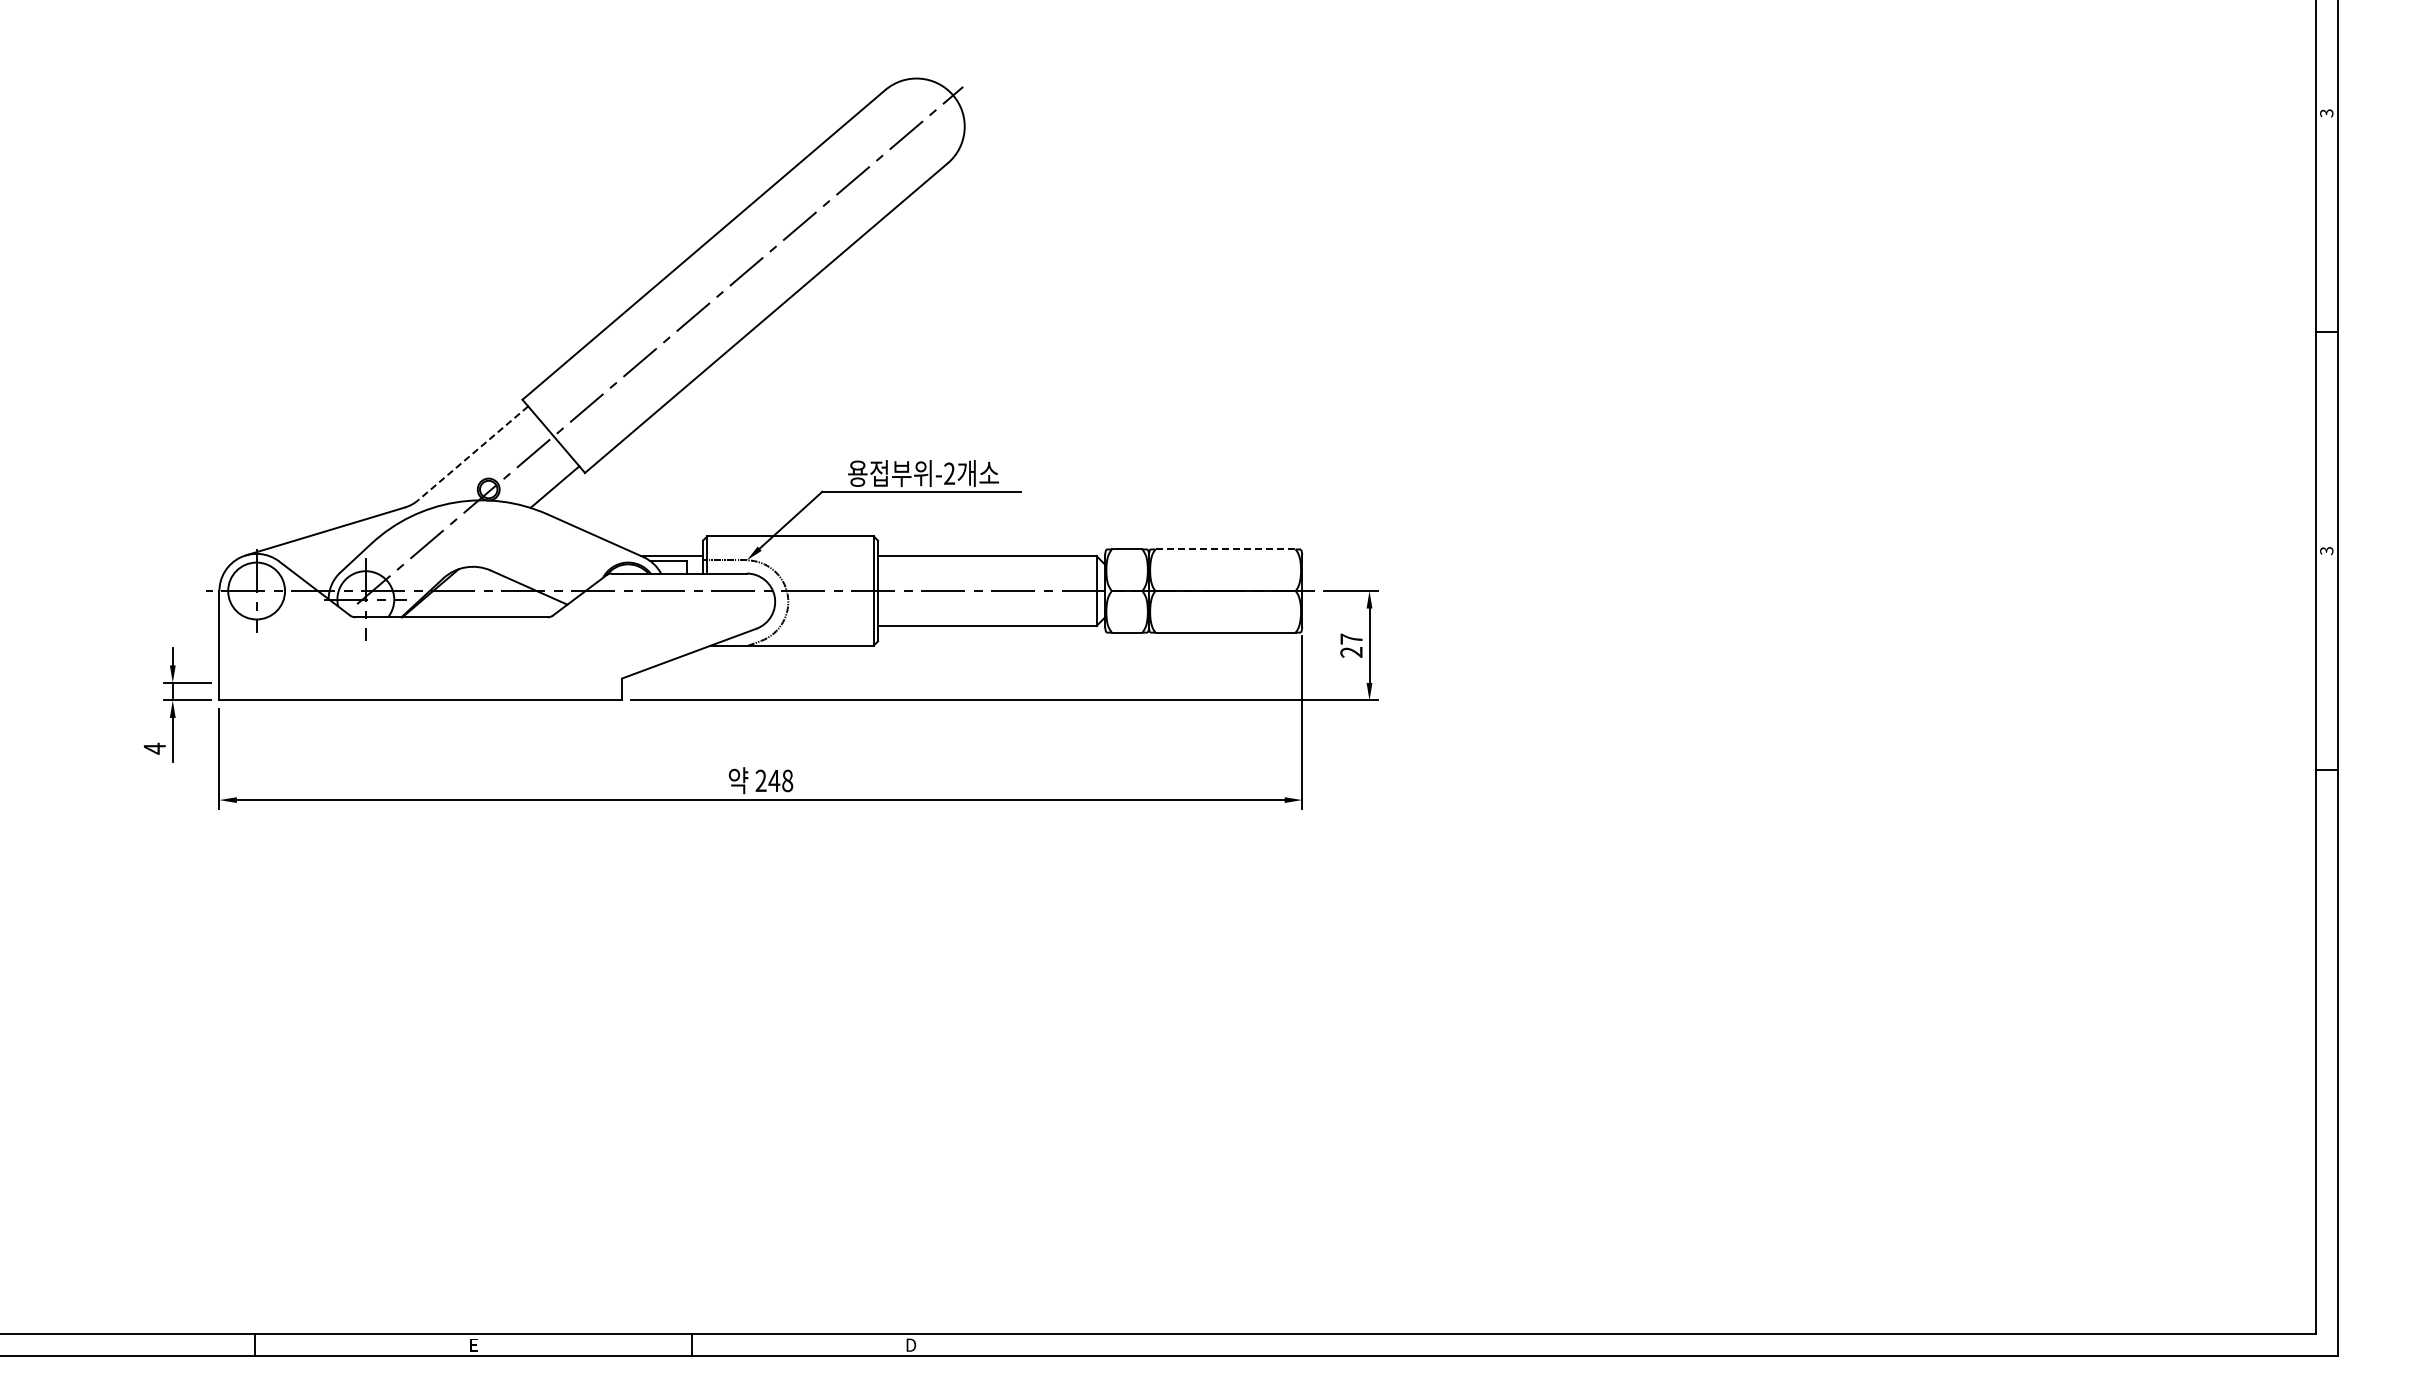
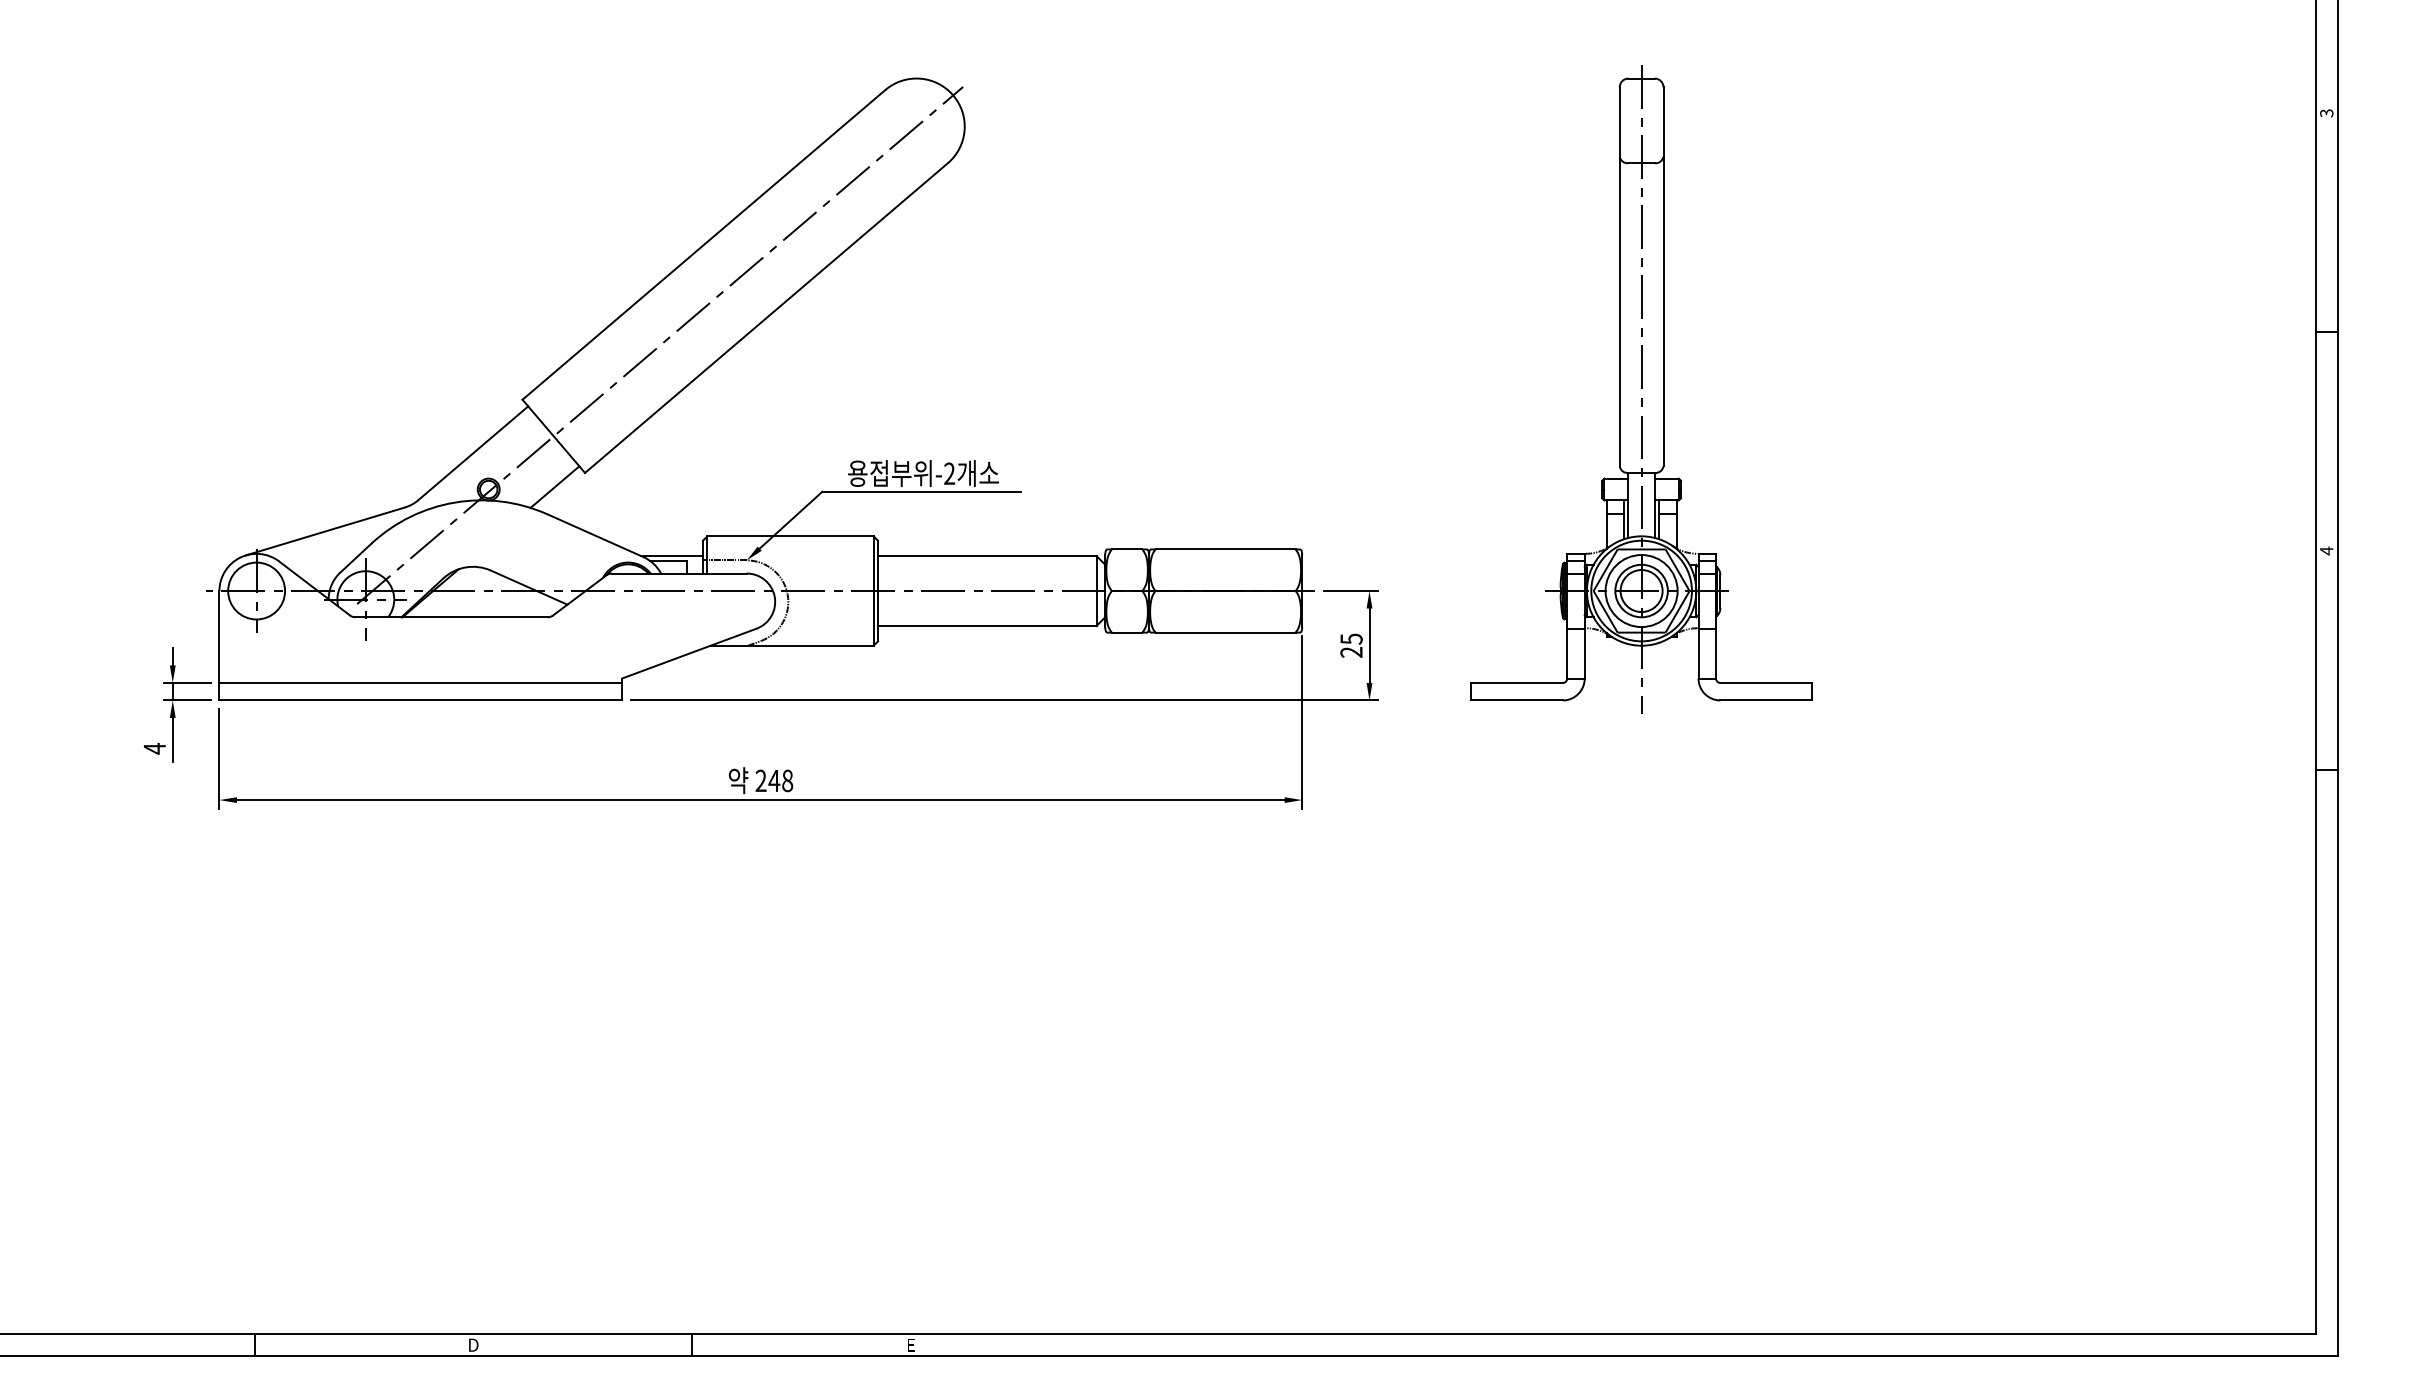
part: none -> present (1641, 389)
line: dashed -> solid (472, 453)
line: dashed -> solid (1226, 549)
text: 3 -> 4 (2326, 550)
text: 27 -> 25 (1351, 638)
line: none -> present (420, 682)
text: E -> D (473, 1344)
text: D -> E (911, 1344)
